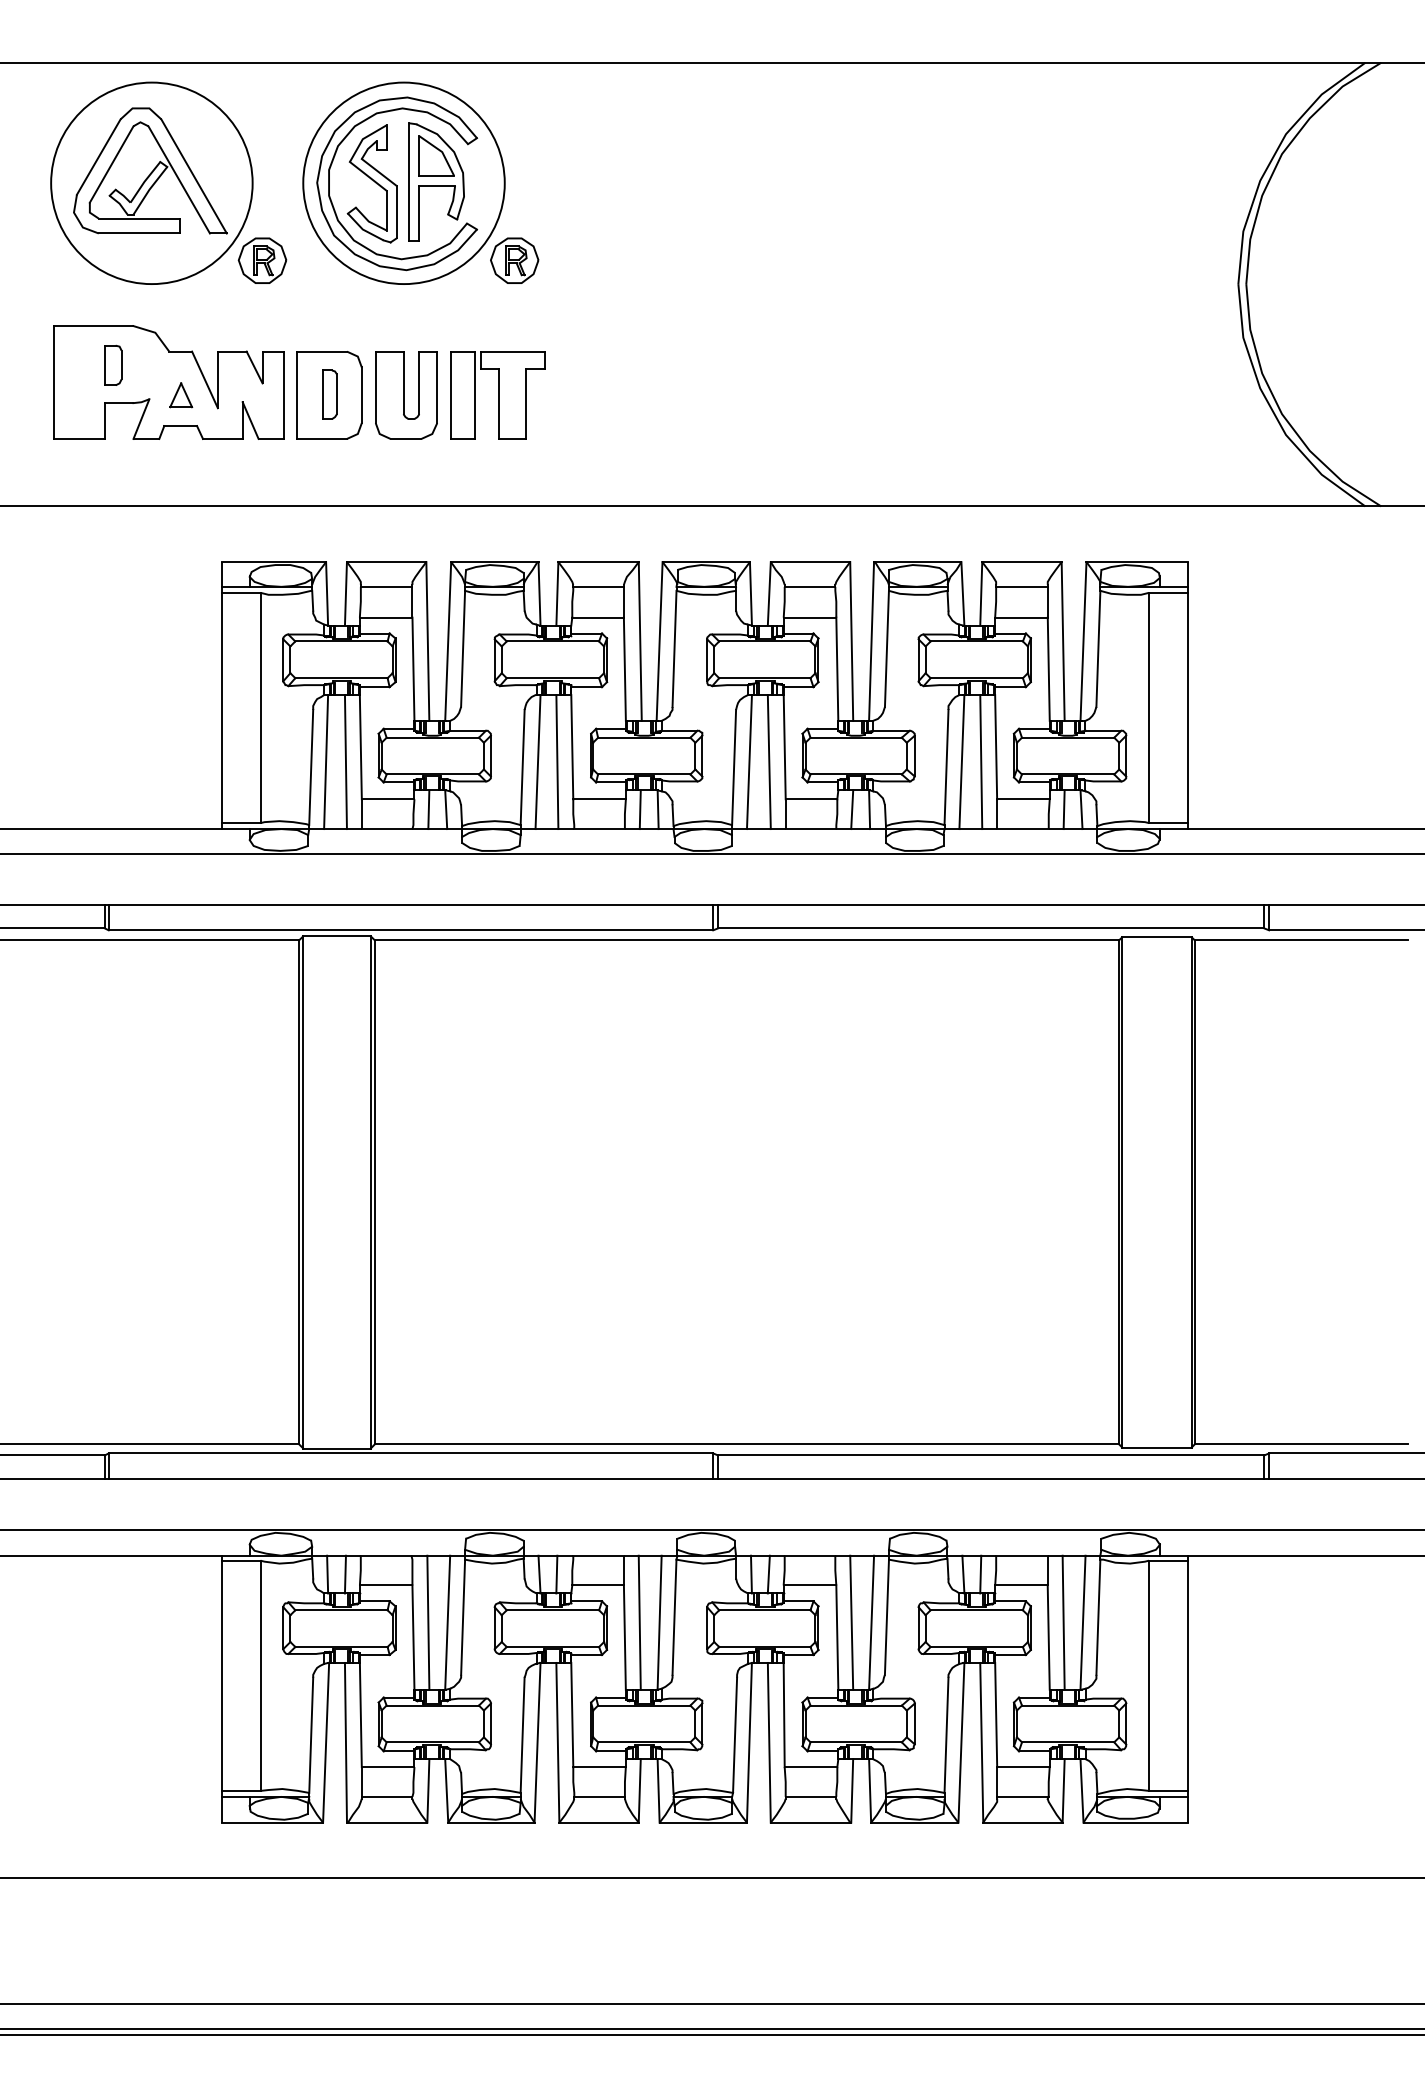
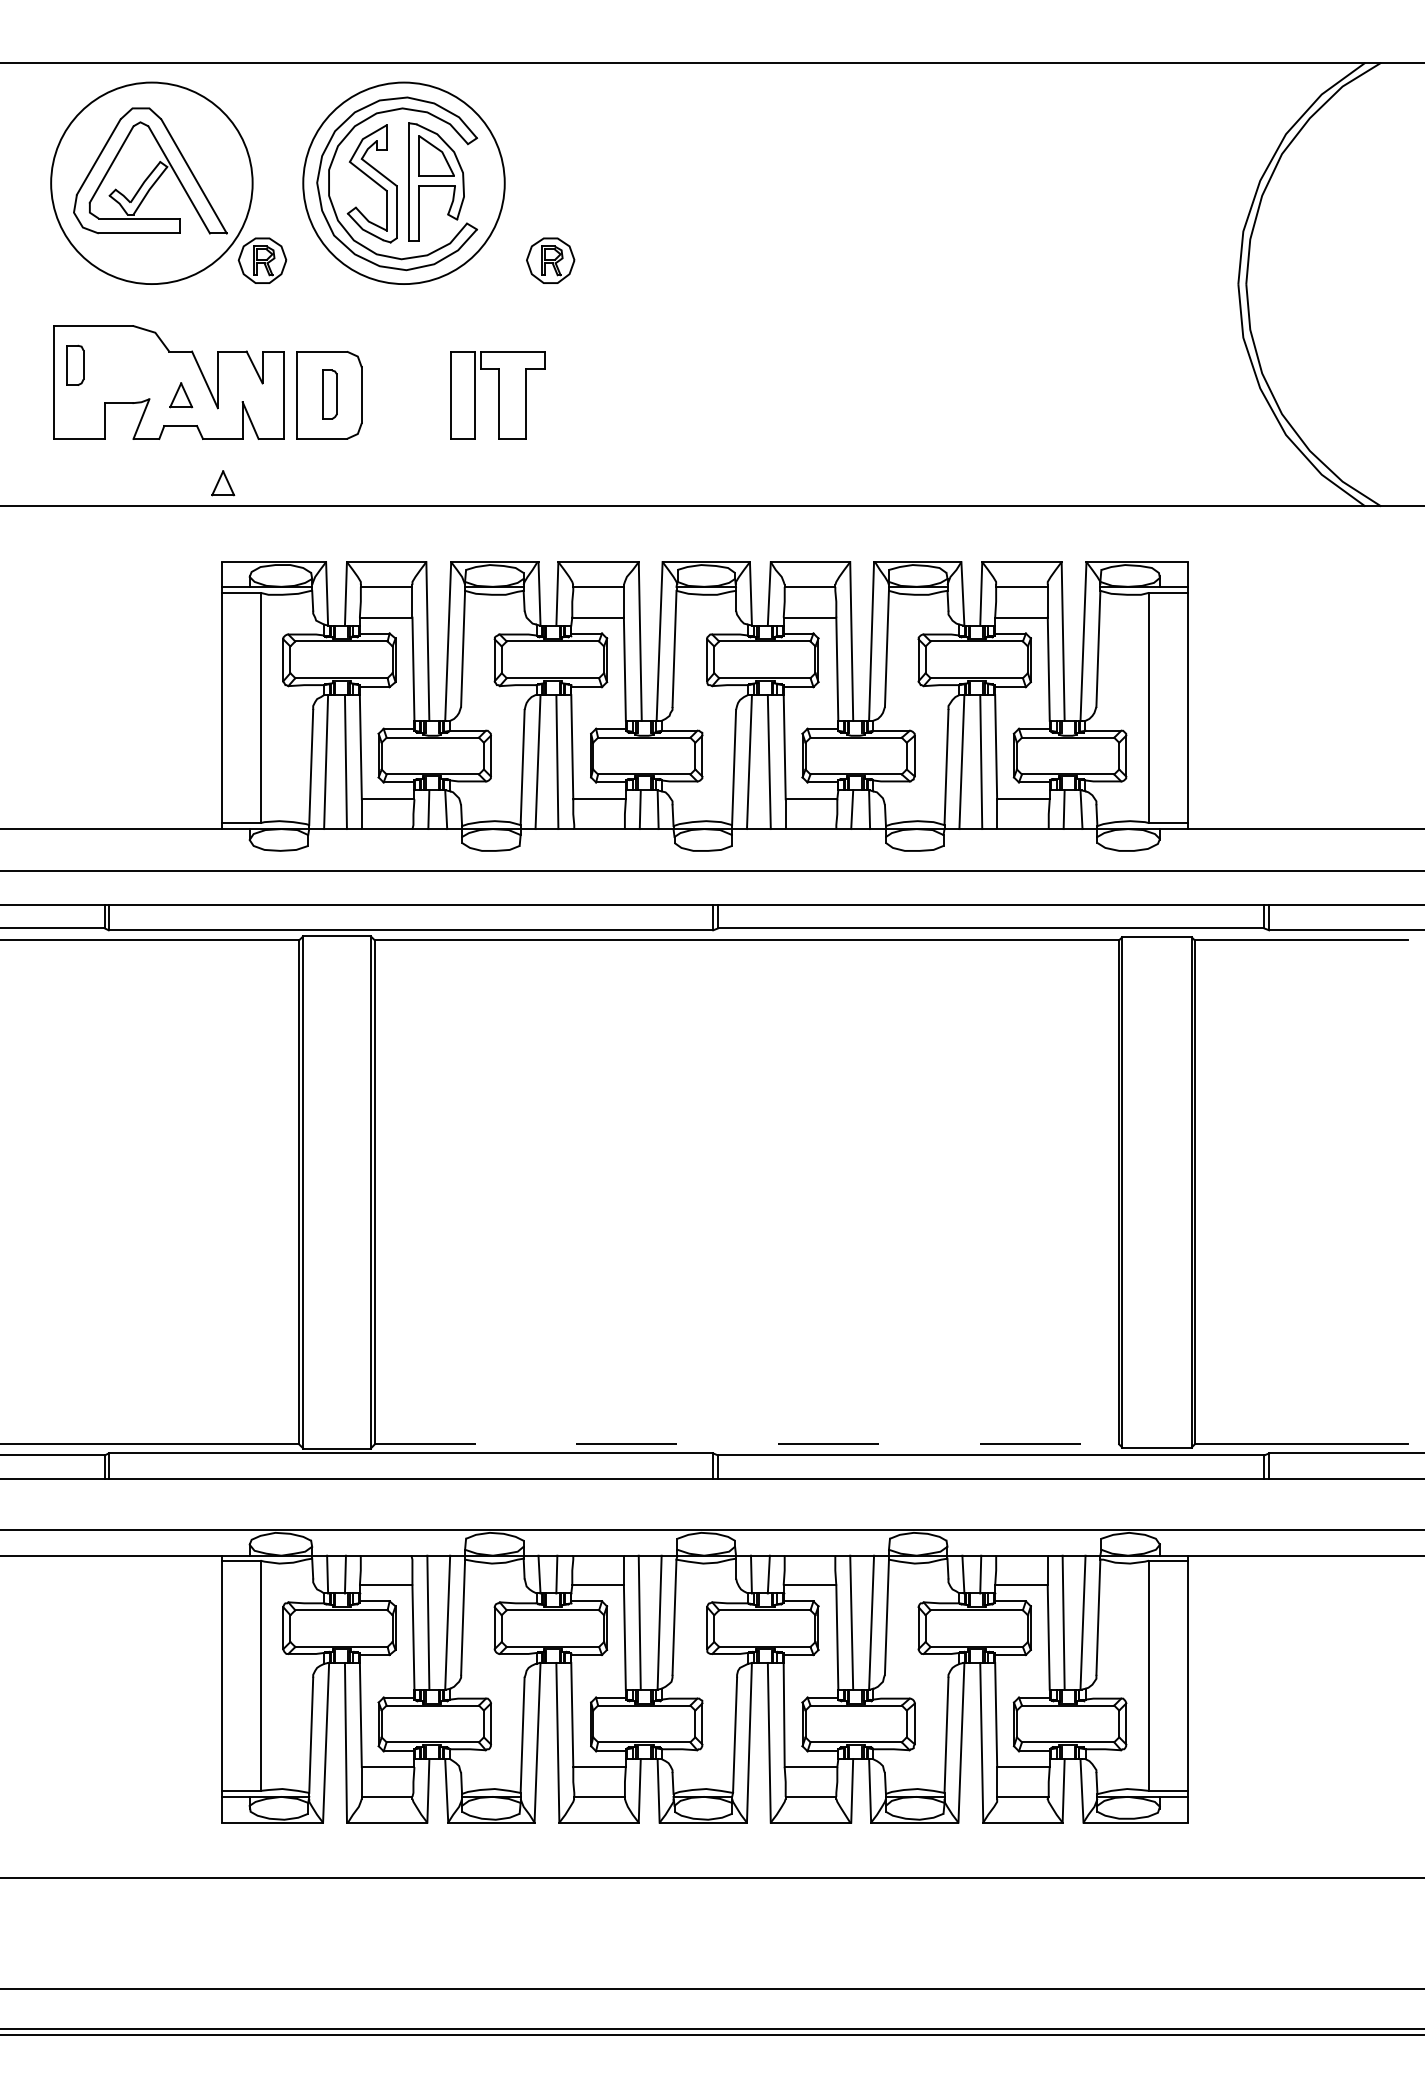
part position: (514, 260) -> (550, 260) (550, 260)
part position: (113, 364) -> (75, 364) (75, 364)
part: present -> none (406, 395)
part: none -> present (223, 483)
line position: (711, 853) -> (711, 870) (711, 870)
line: solid -> dashed (747, 1444)
line position: (711, 2004) -> (711, 1989) (711, 1989)
